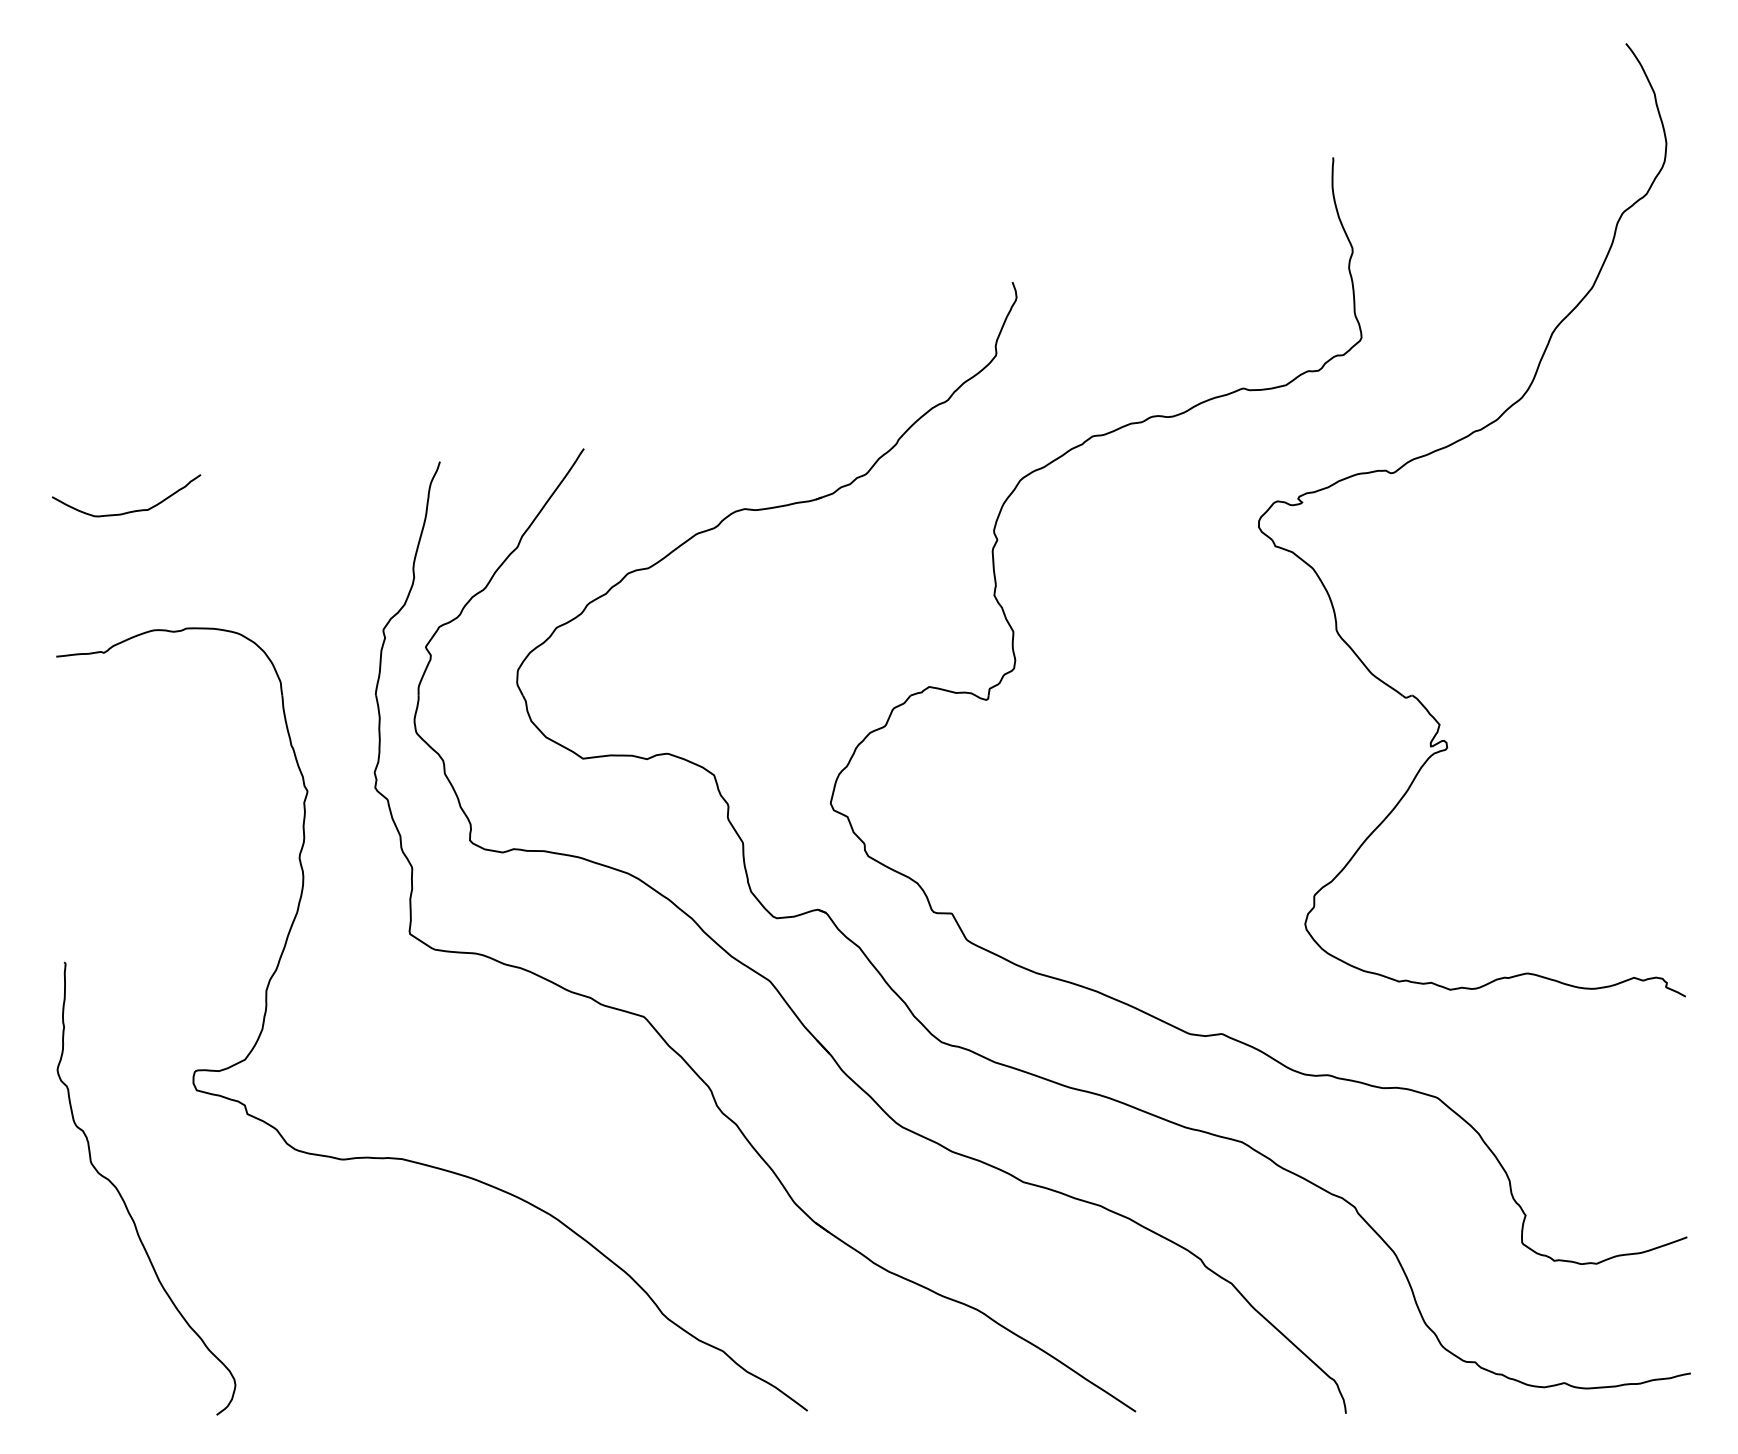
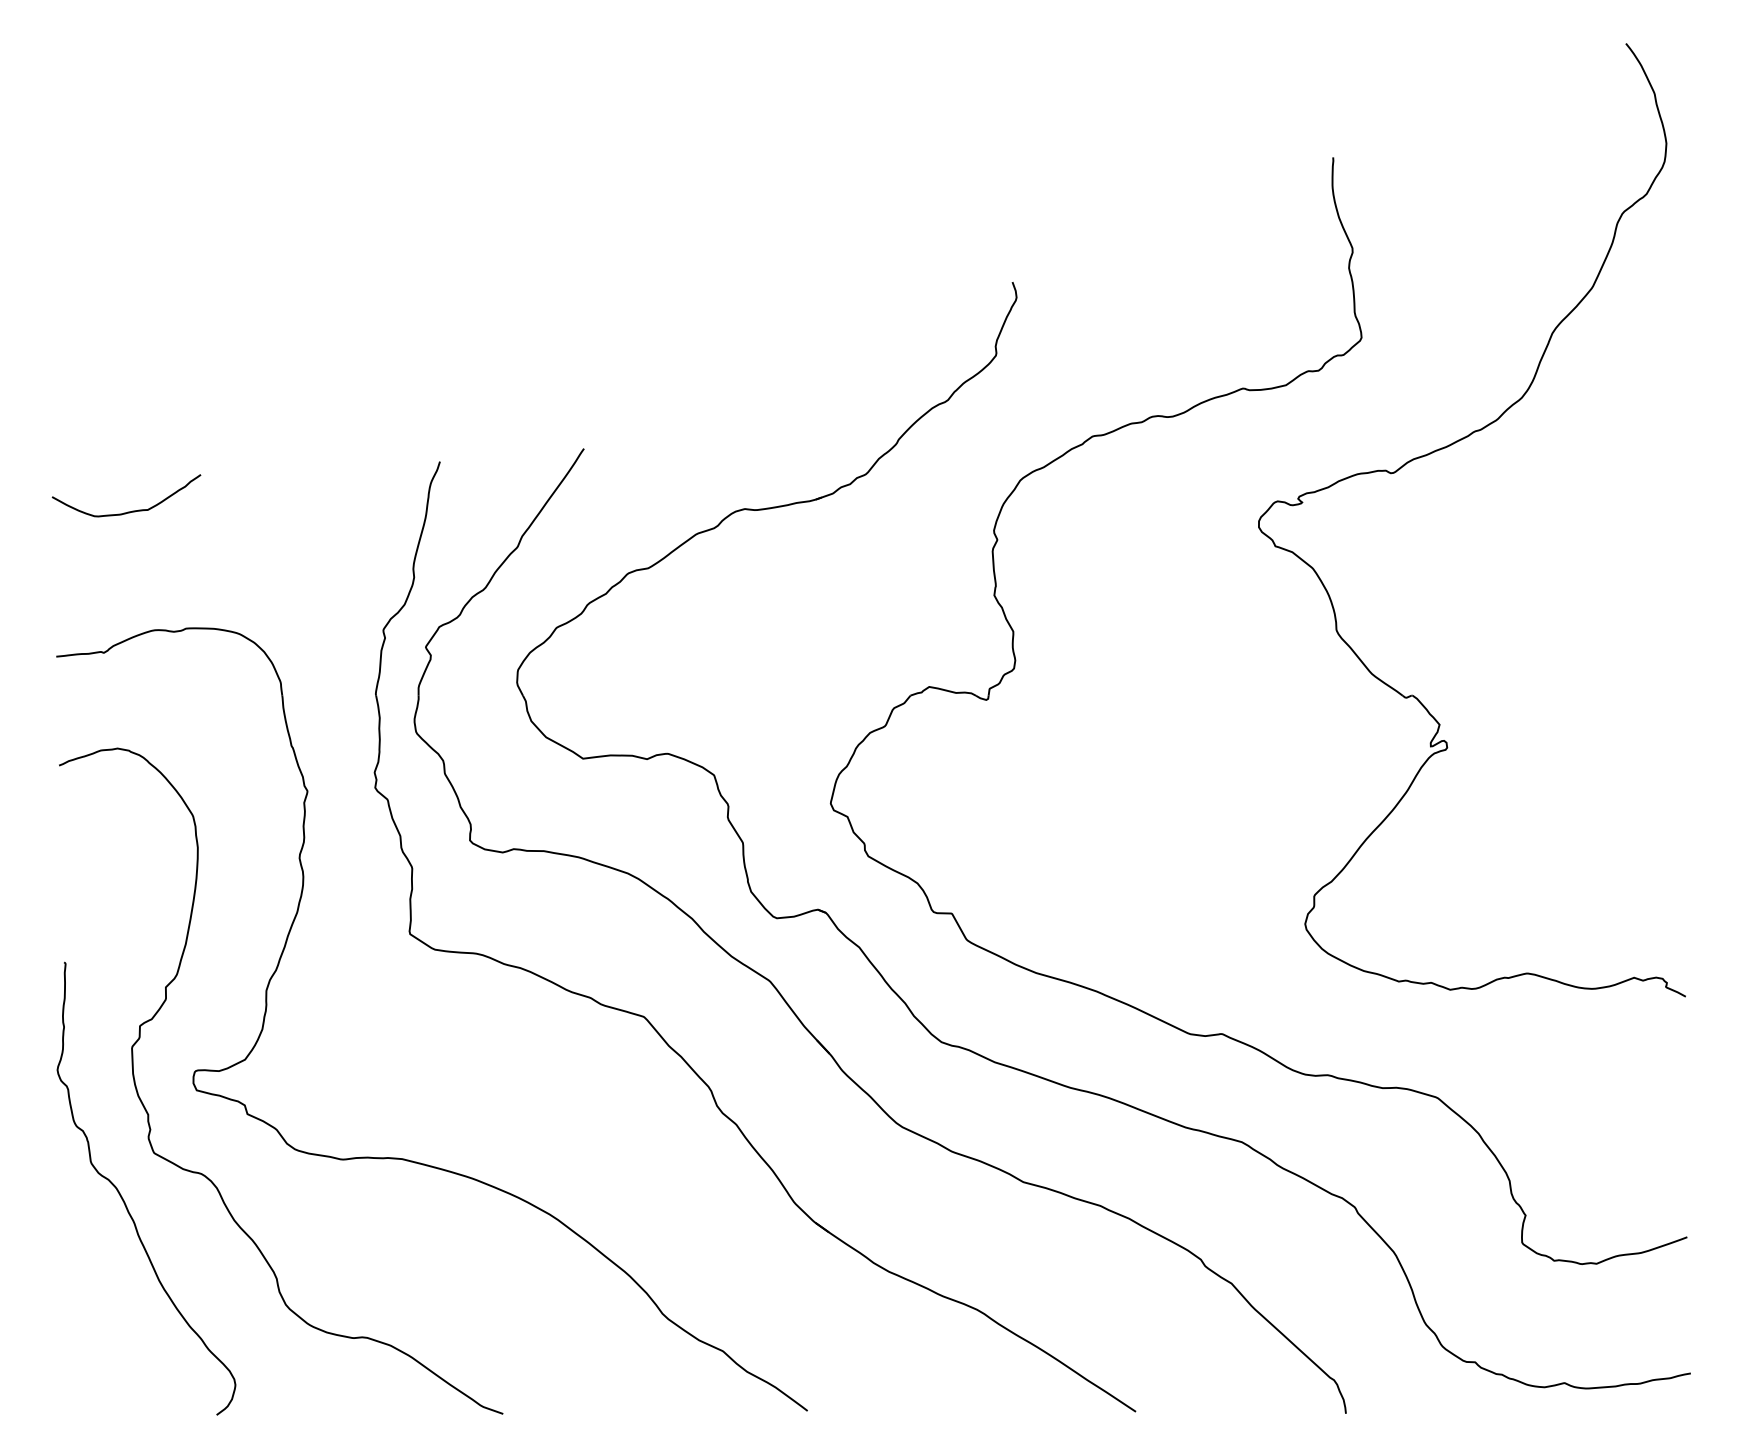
curve: none -> present (207, 1176)
